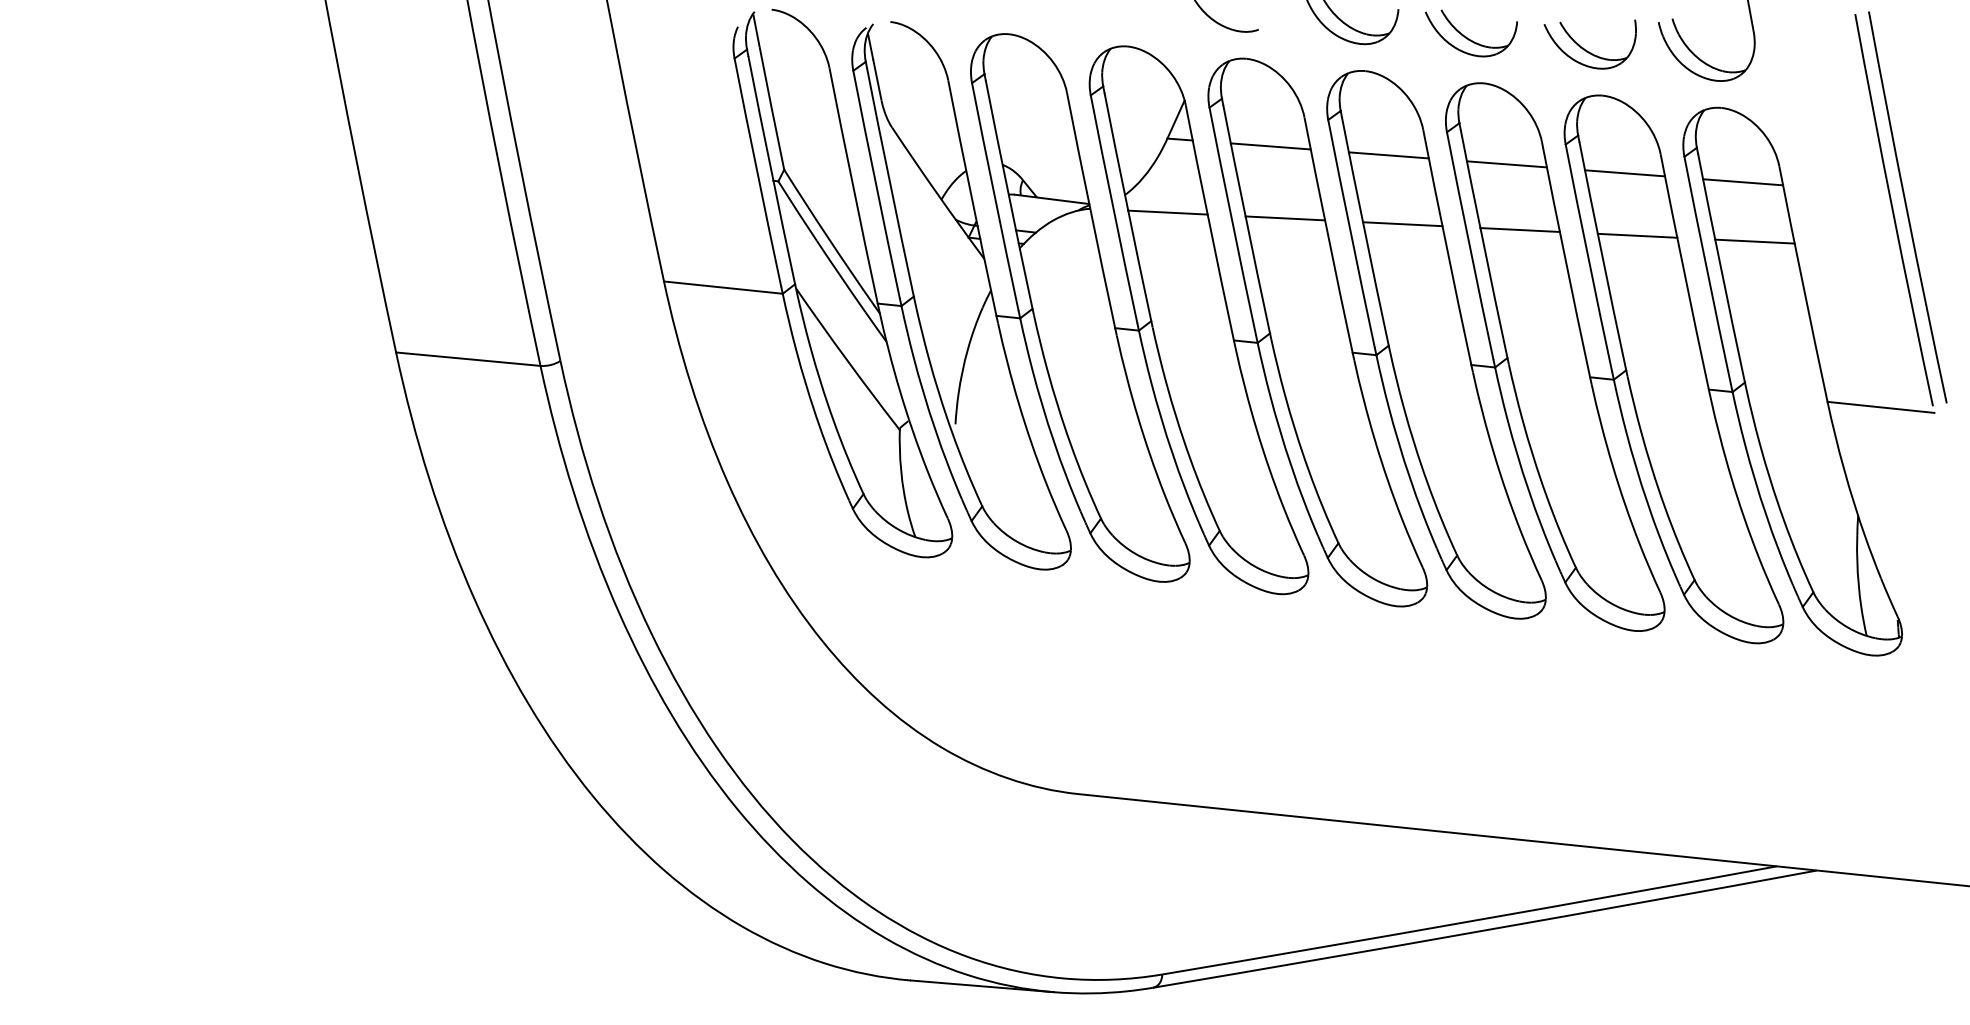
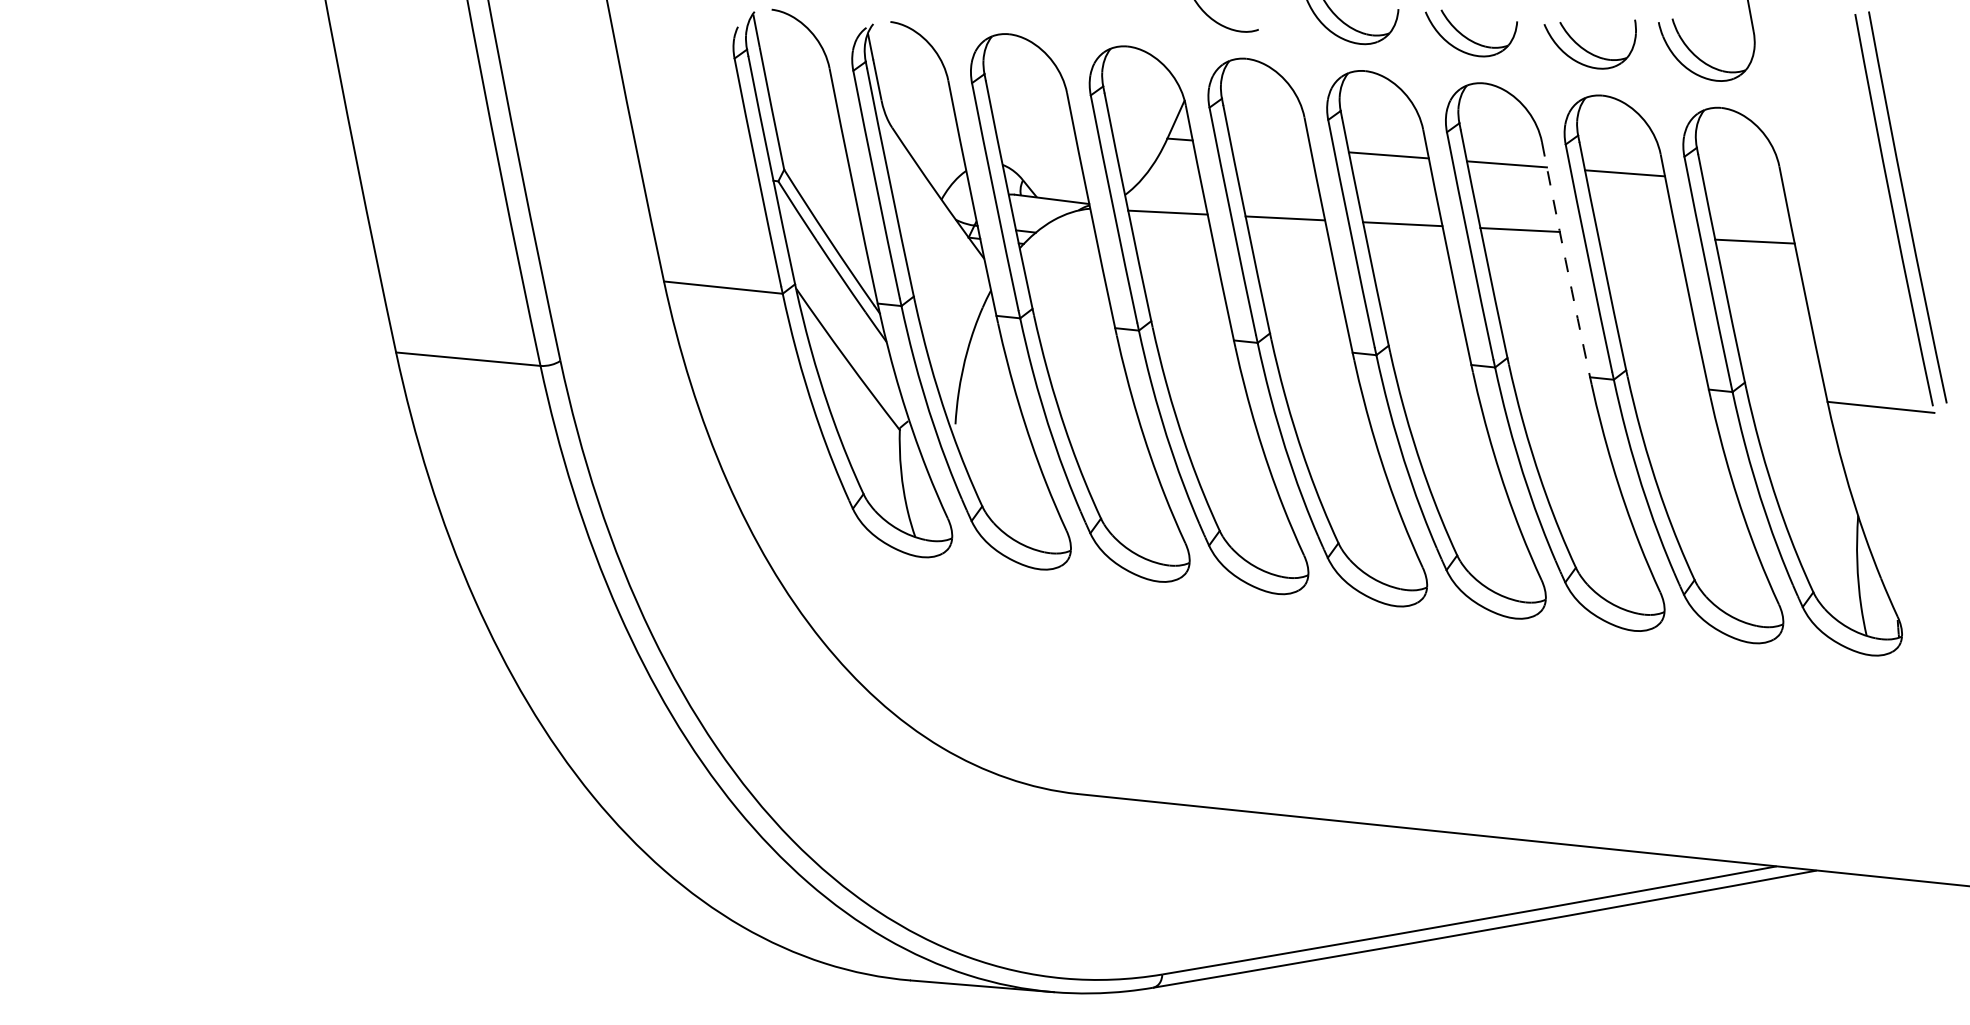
line: present -> none (1270, 146)
line: present -> none (1743, 182)
line: present -> none (1637, 235)
arc: solid -> dashed (1565, 259)
